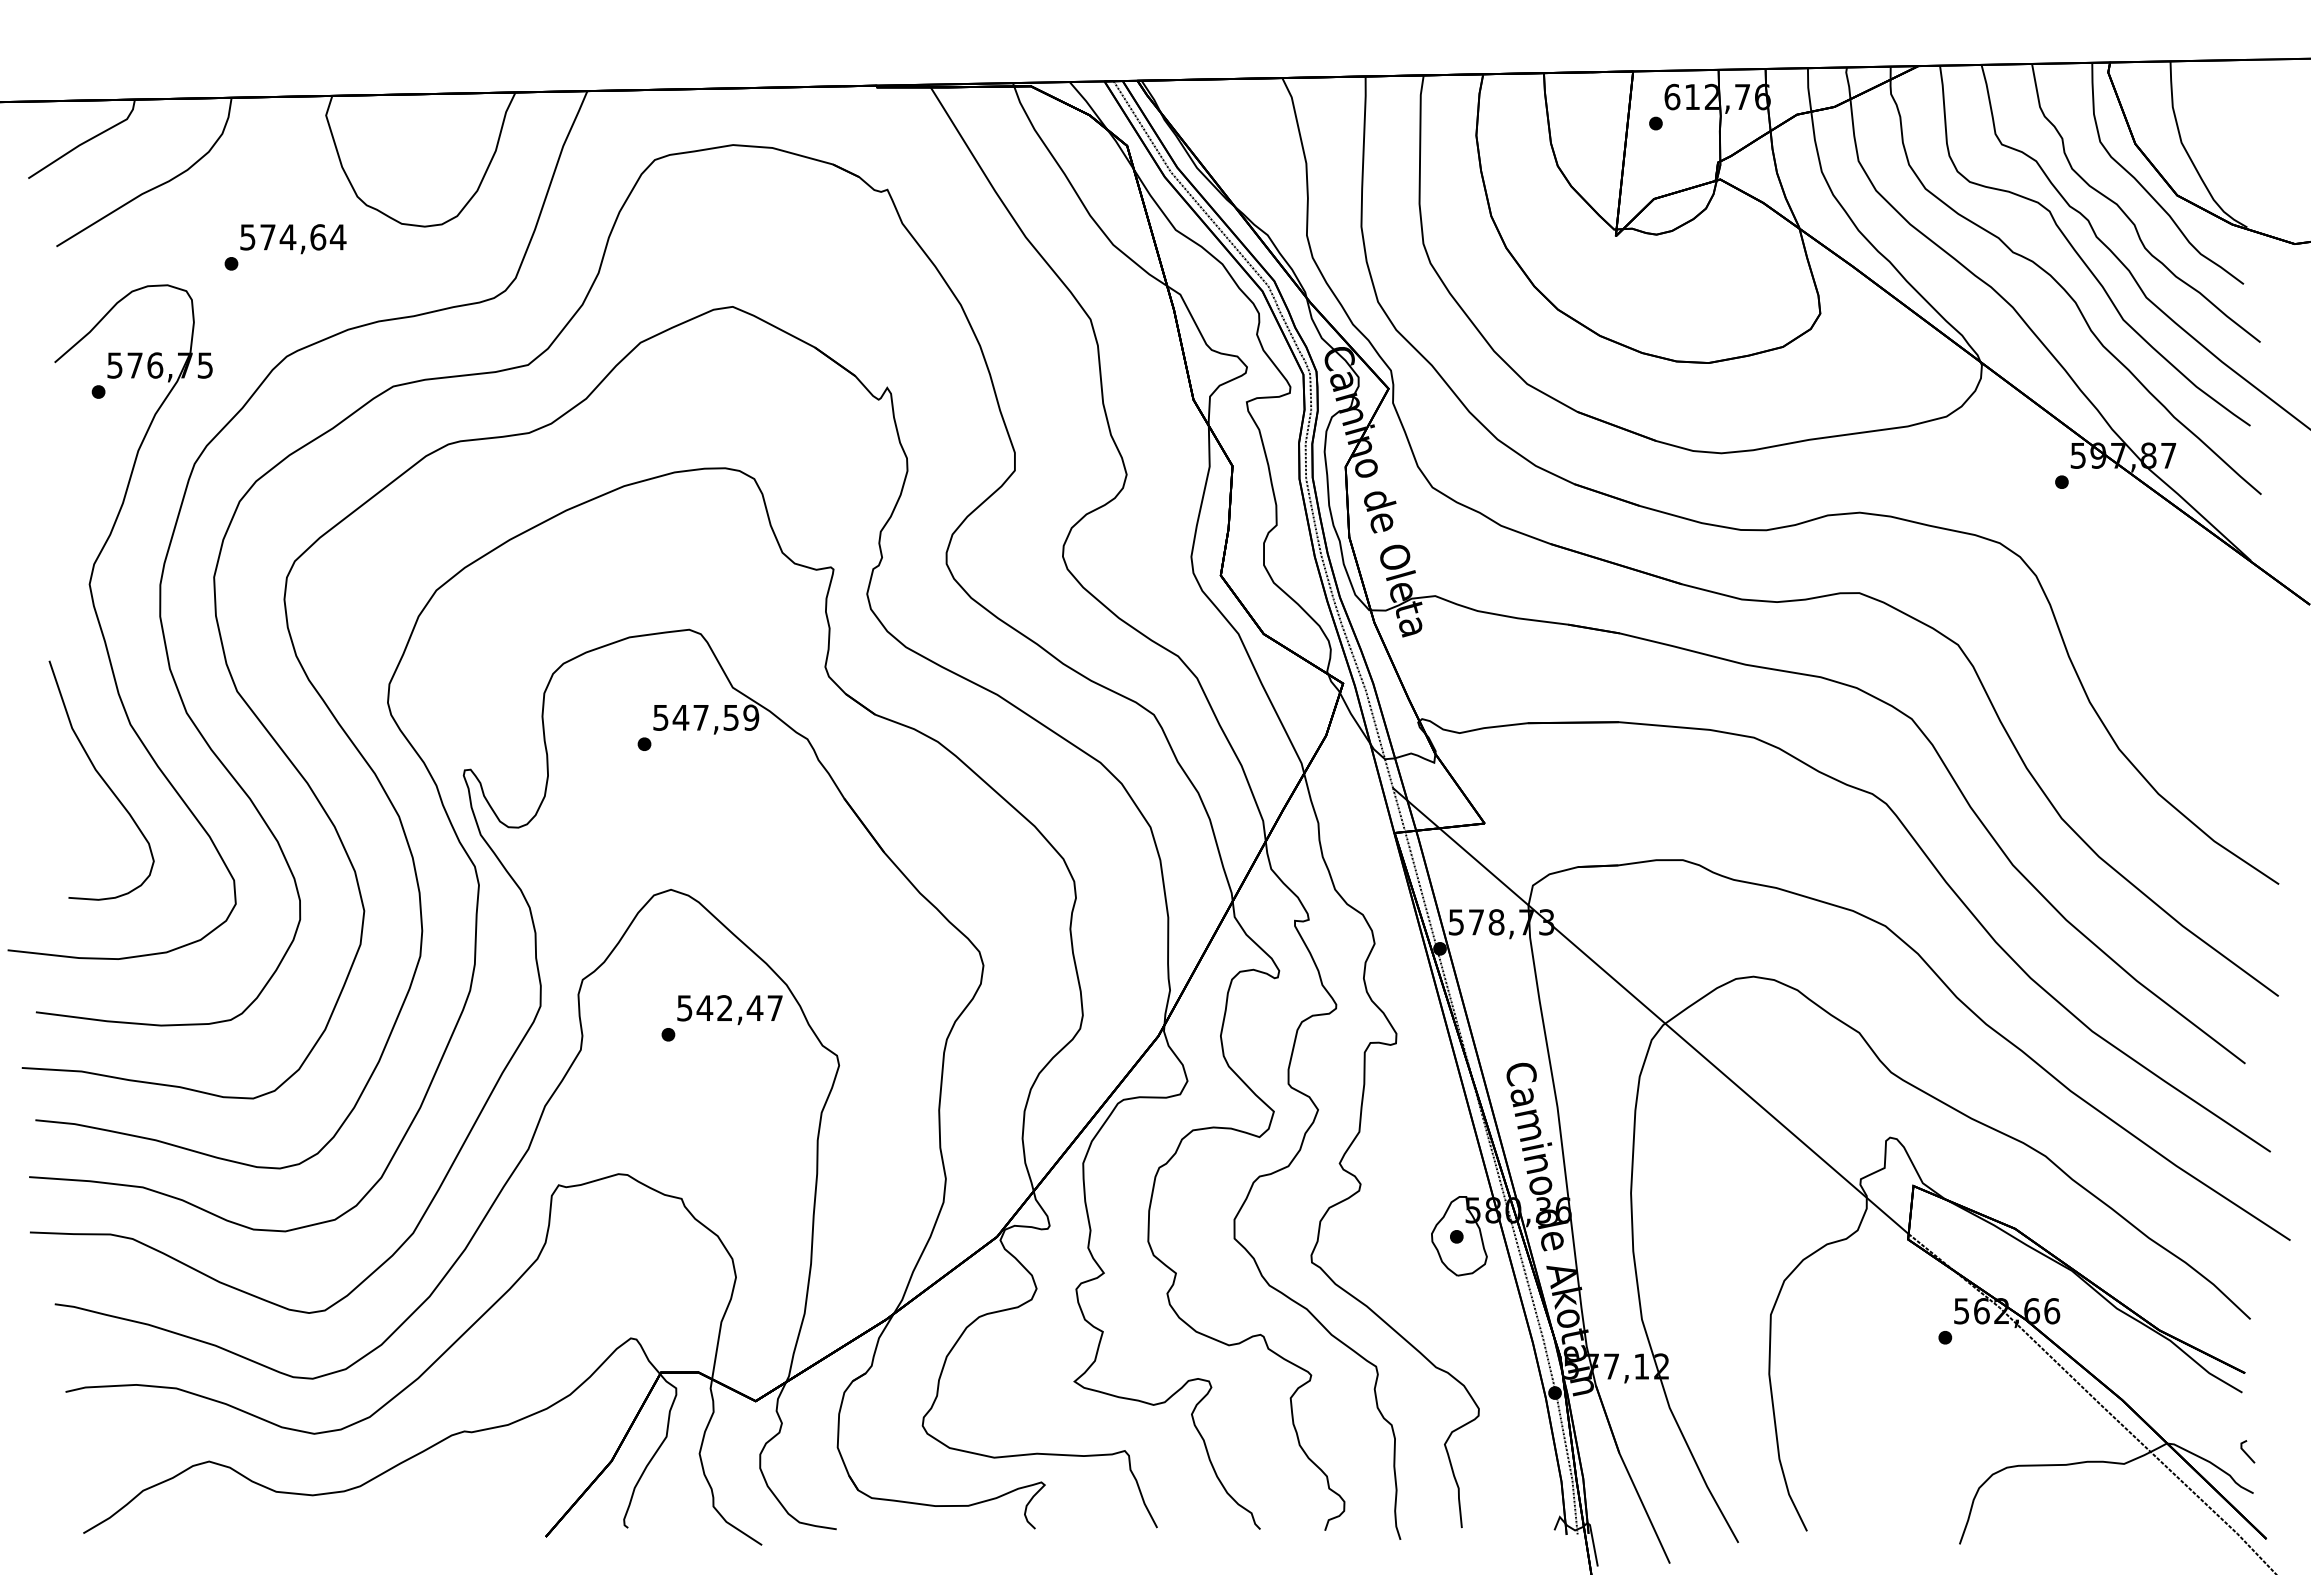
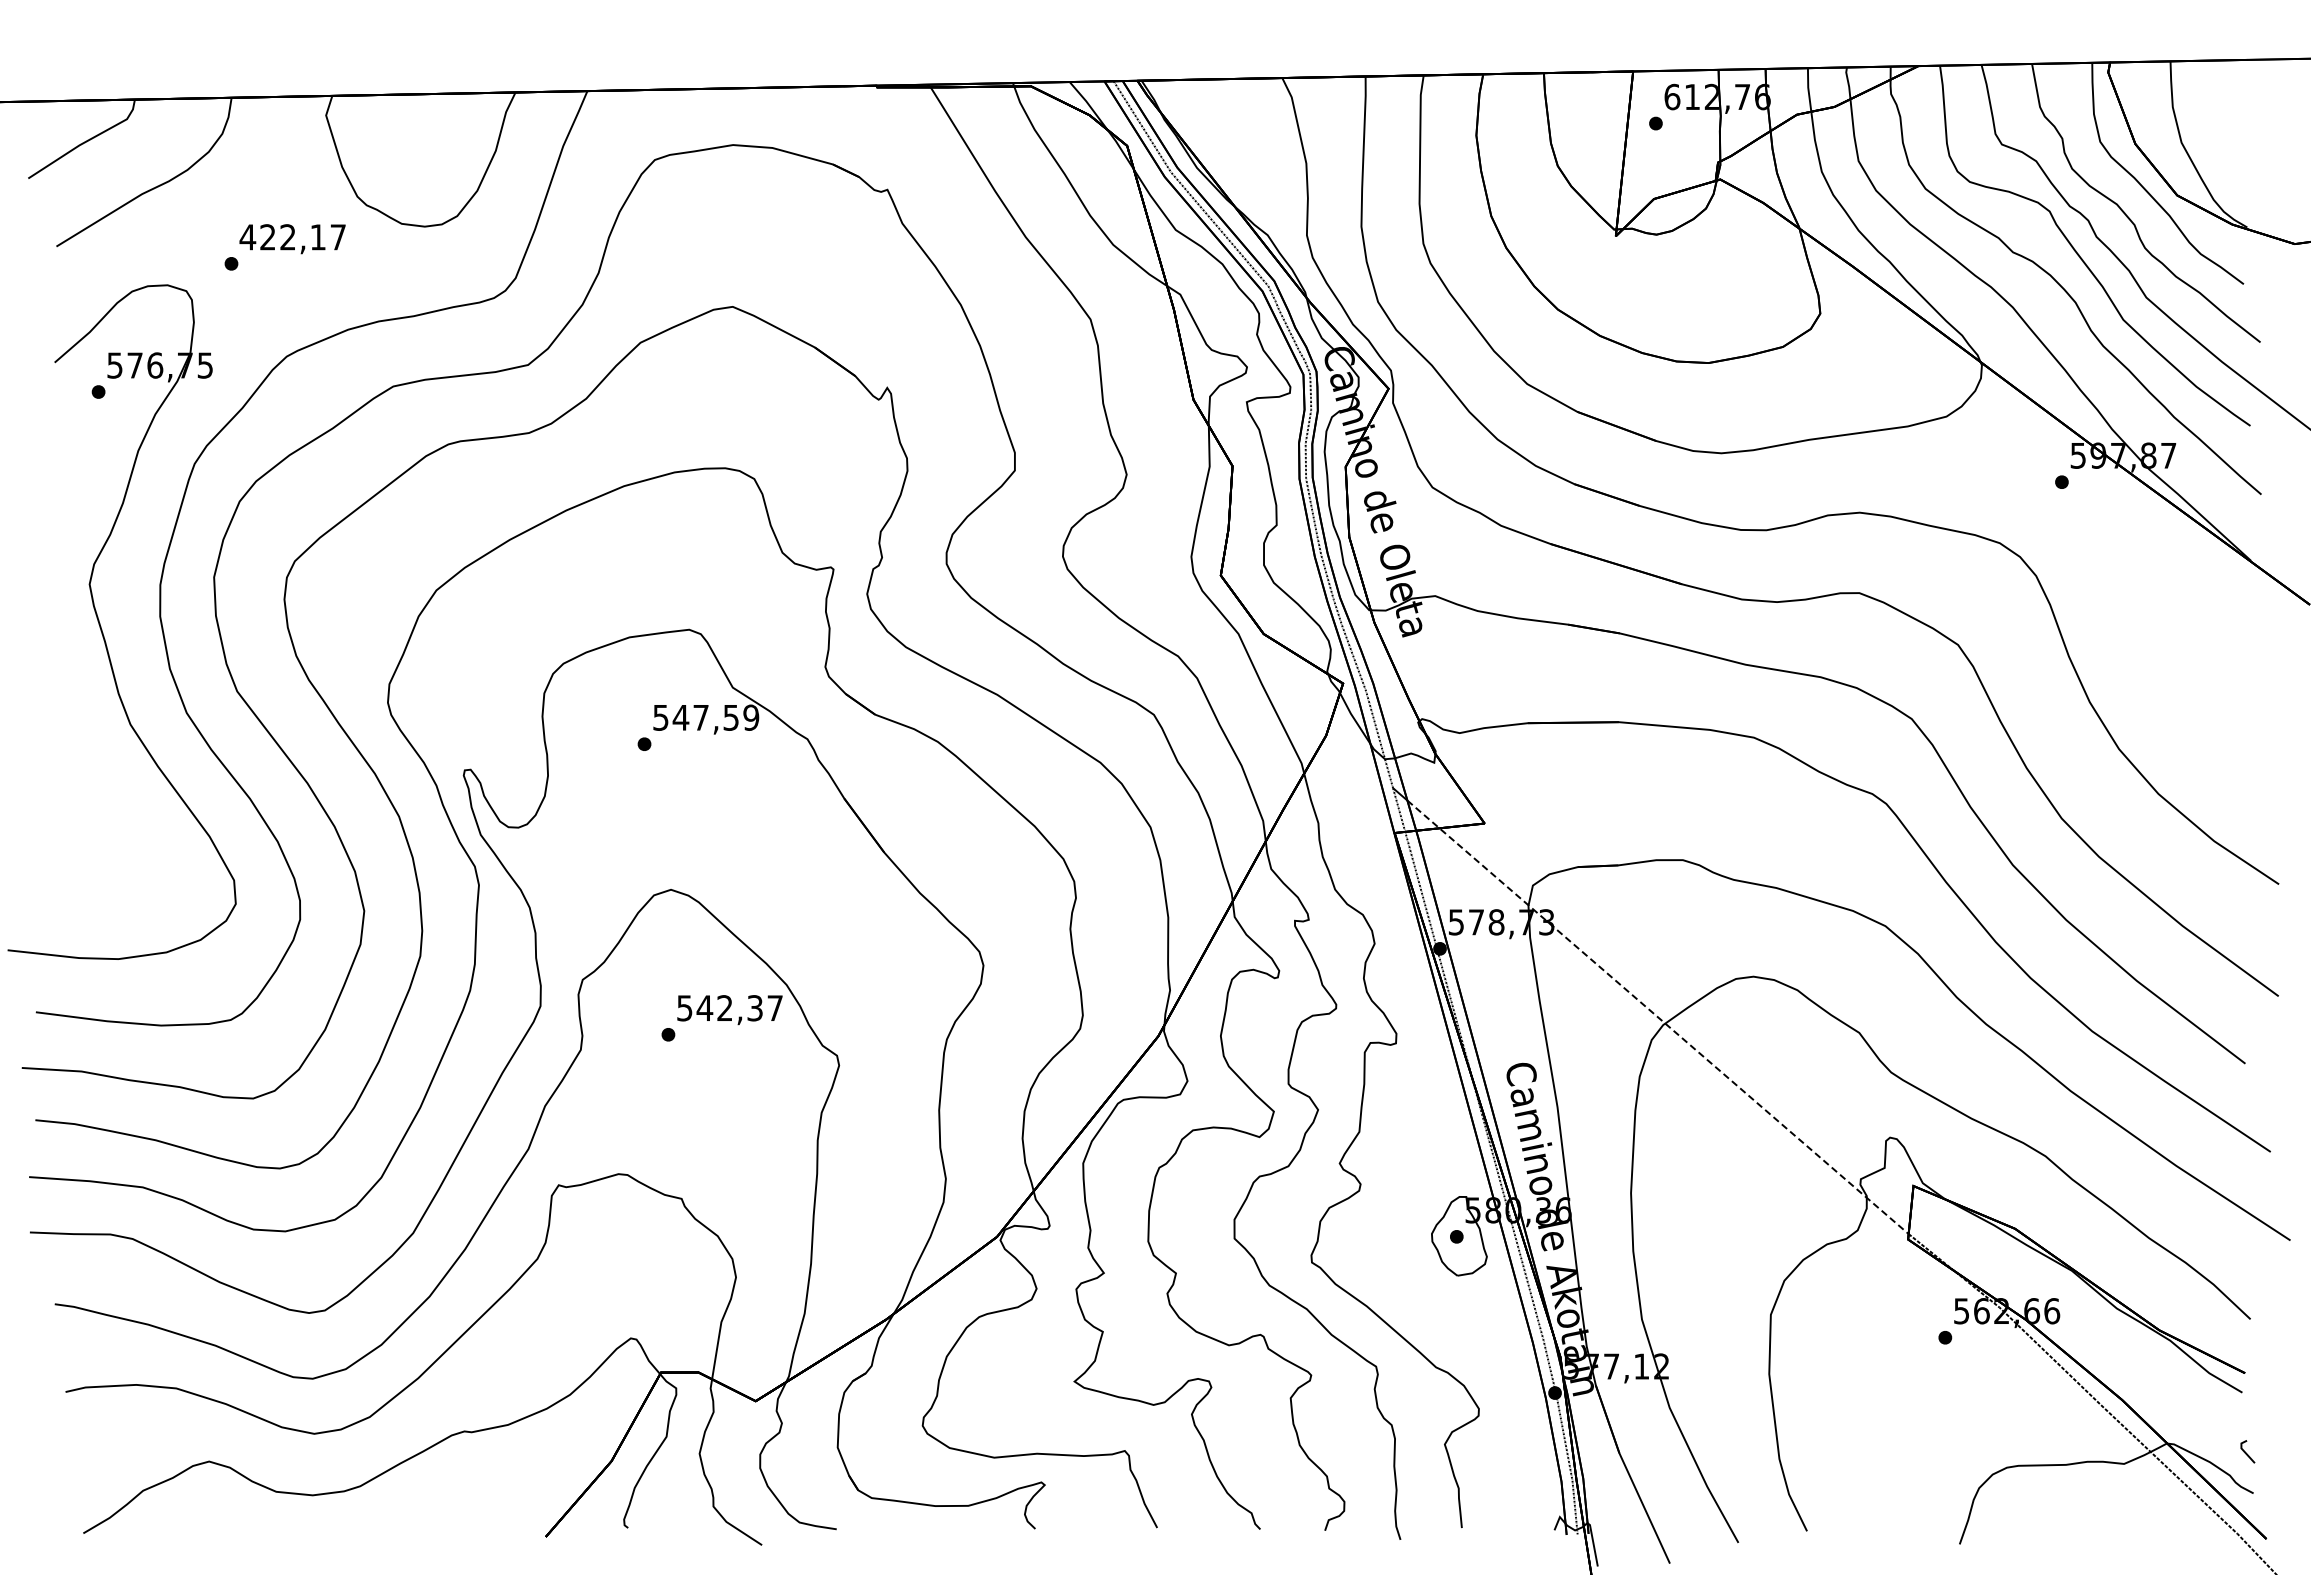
text: 574,64 -> 422,17 (292, 237)
curve: present -> none (101, 779)
text: 542,47 -> 542,37 (754, 1008)
line: solid -> dashed (1658, 1017)
